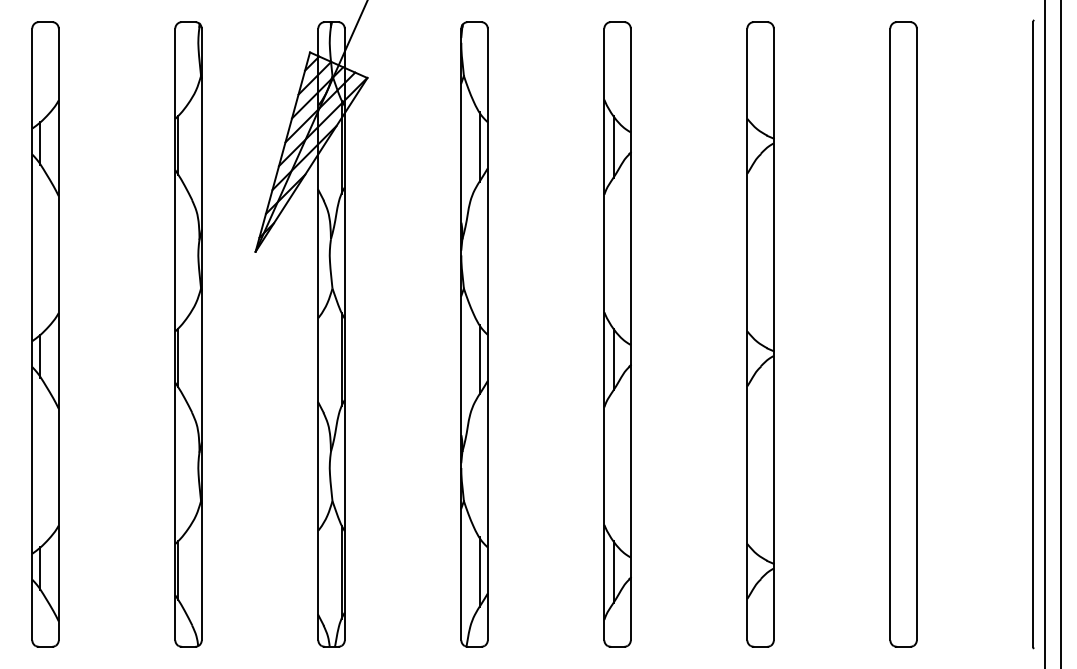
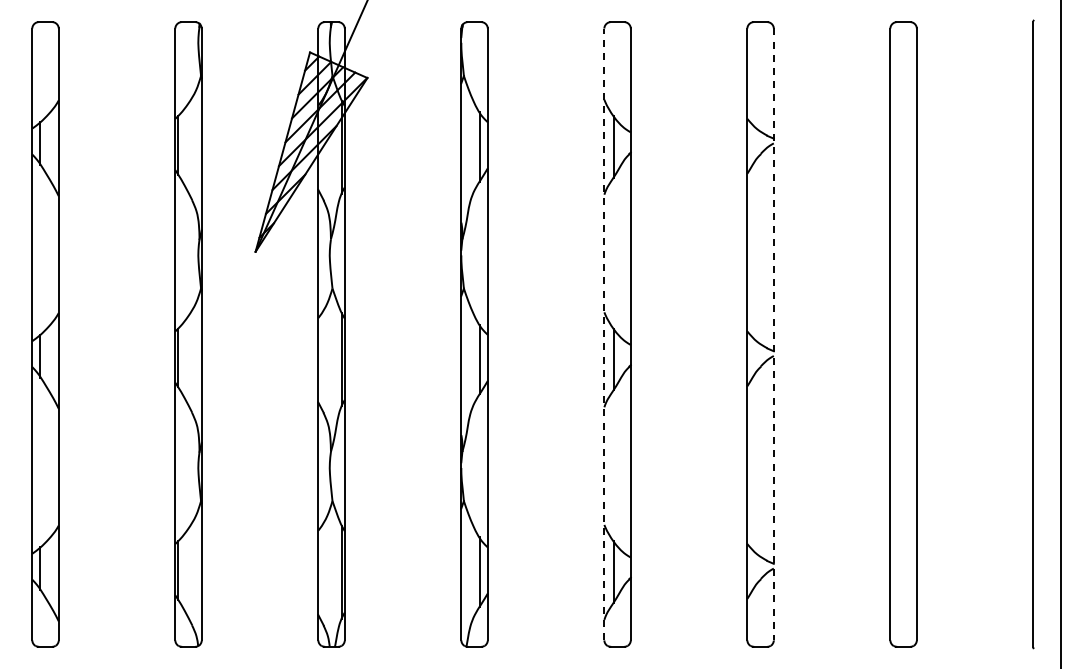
line: present -> none (1044, 333)
line: solid -> dashed (604, 334)
line: solid -> dashed (773, 334)
